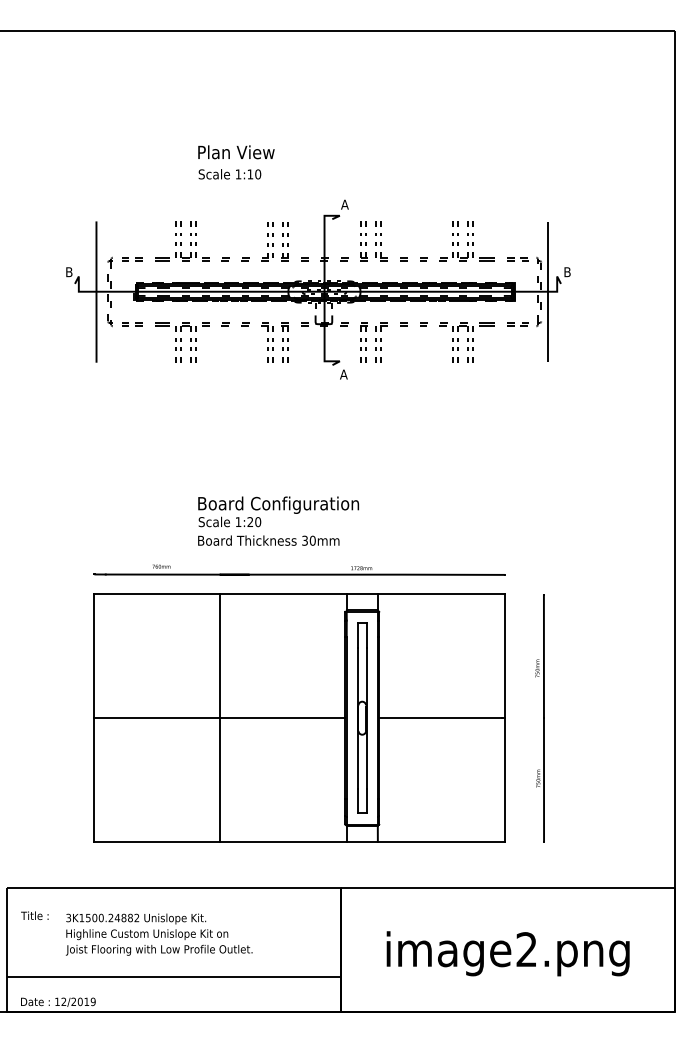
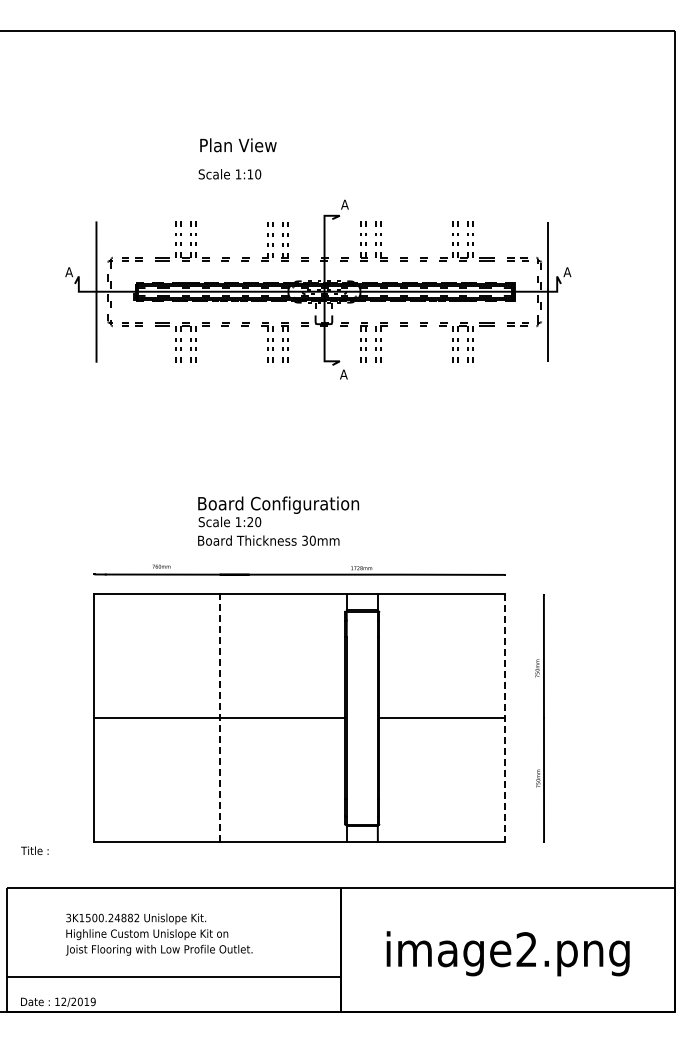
text position: (236, 152) -> (238, 145) (238, 145)
text: B -> A (68, 272)
text: B -> A (567, 272)
part: present -> none (362, 717)
line: solid -> dashed (219, 718)
line: solid -> dashed (505, 718)
text position: (34, 915) -> (34, 850) (34, 850)
